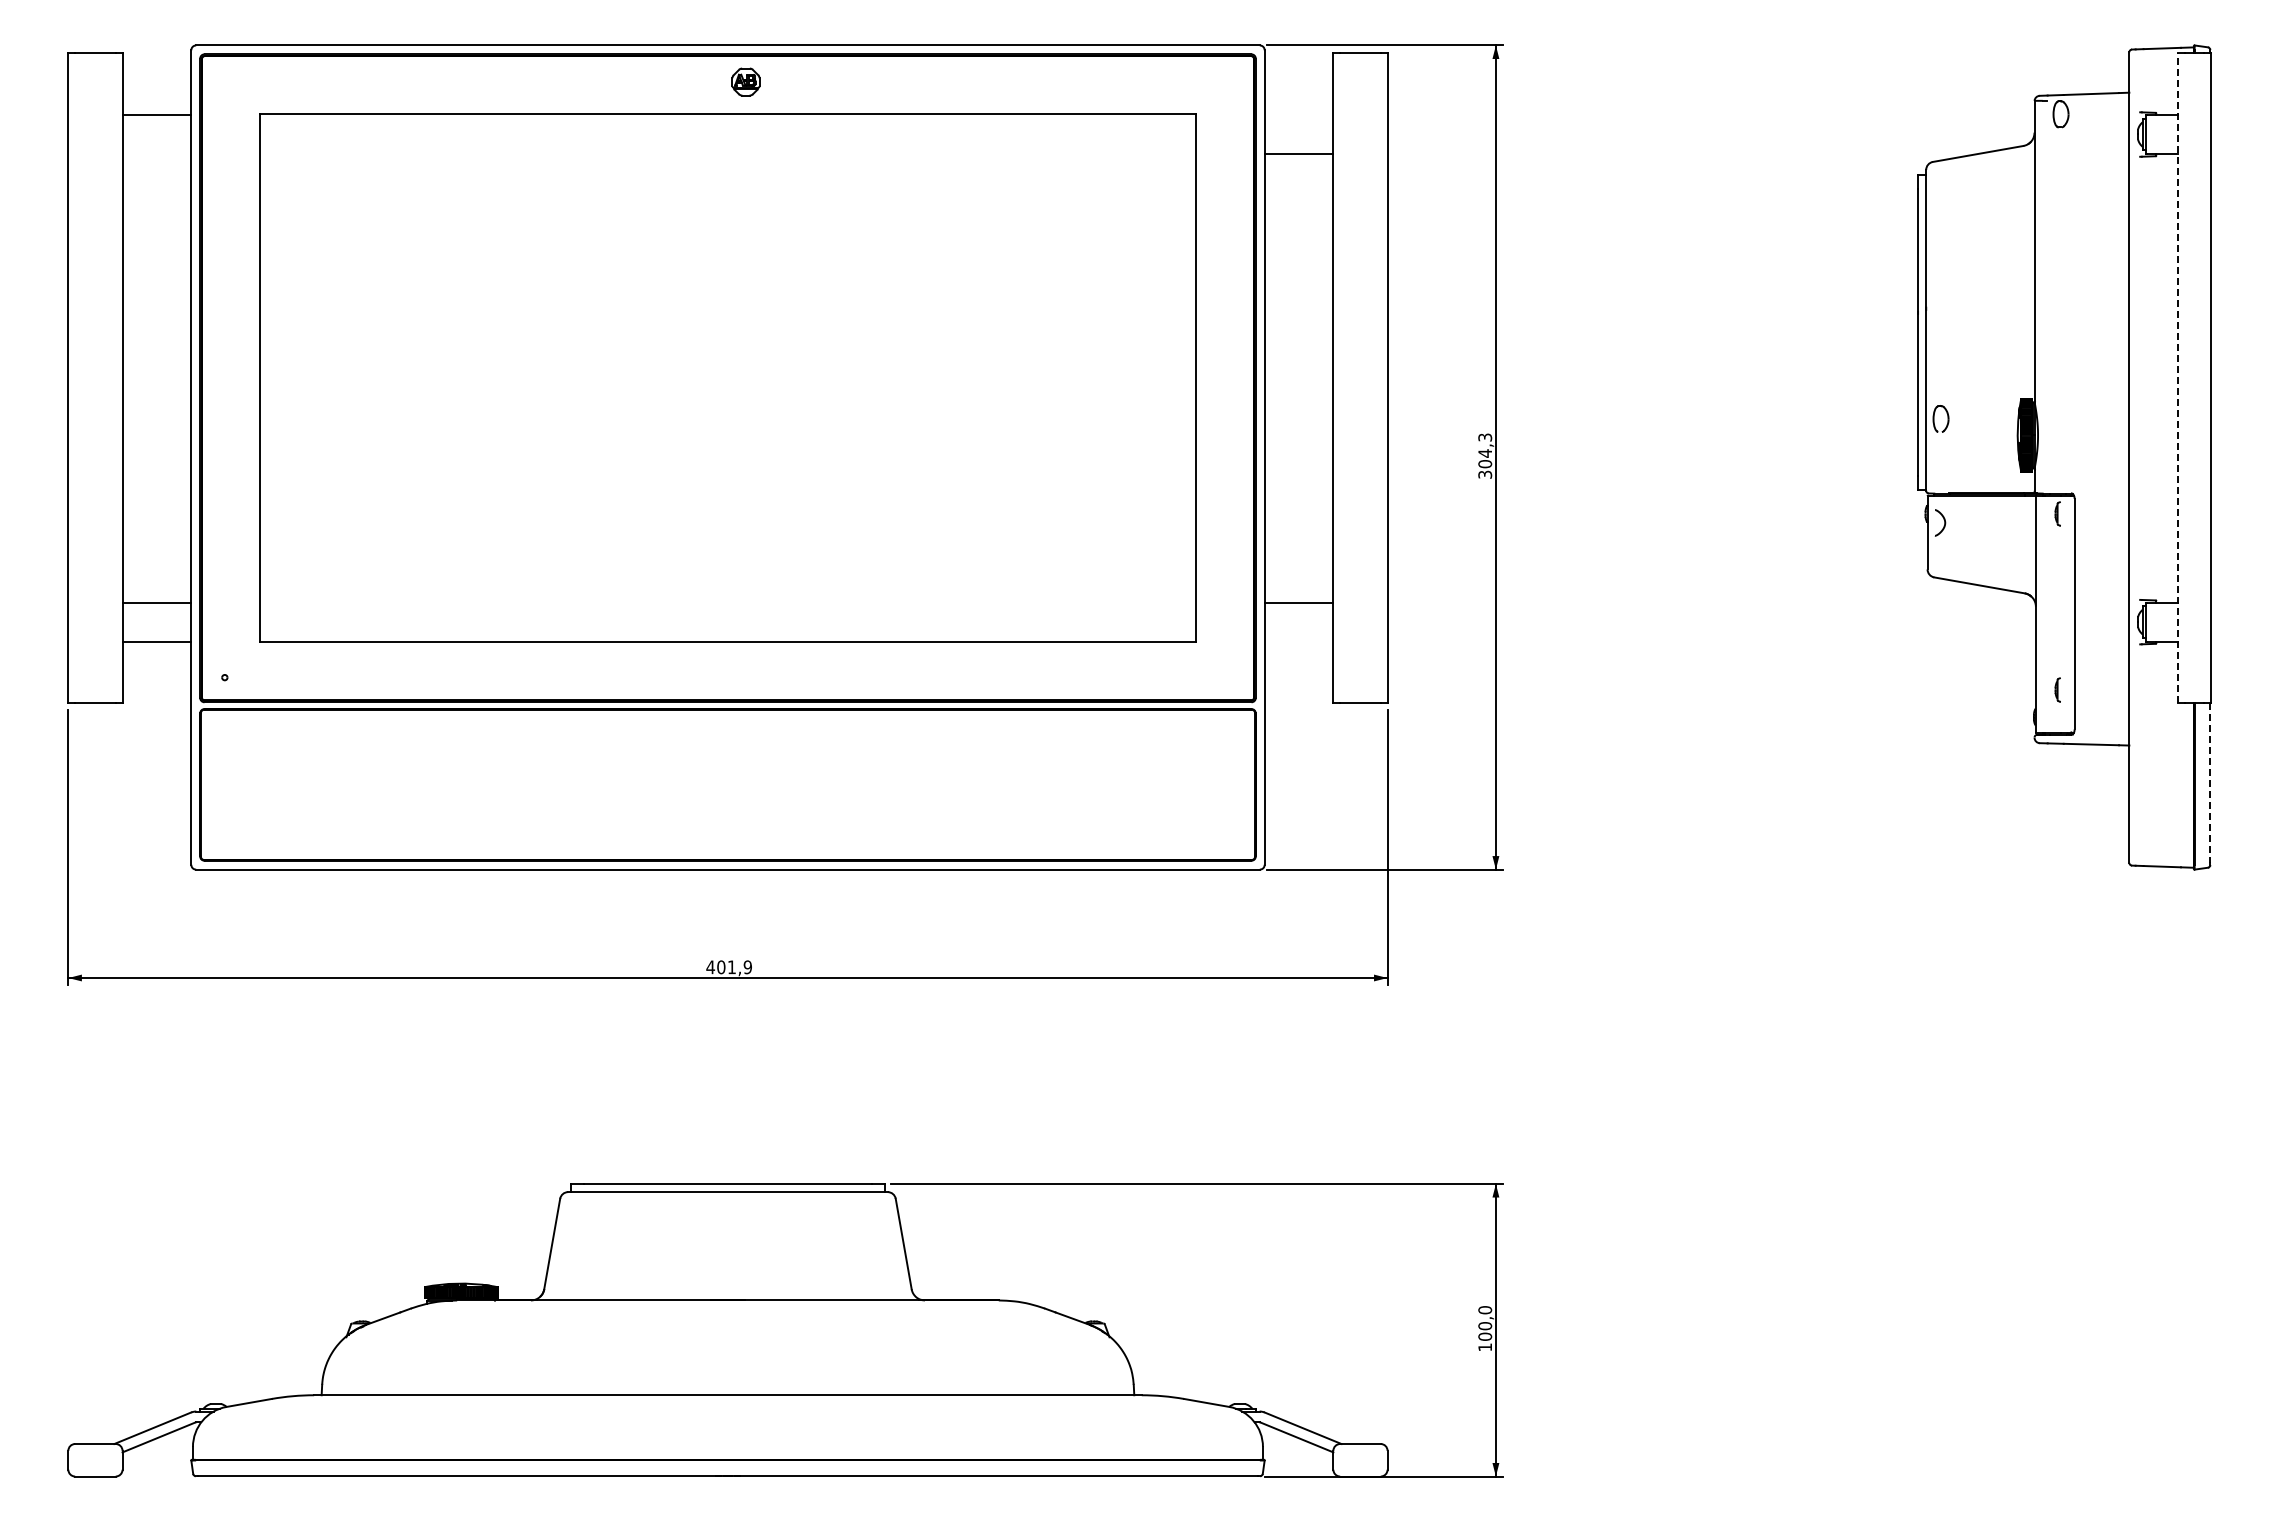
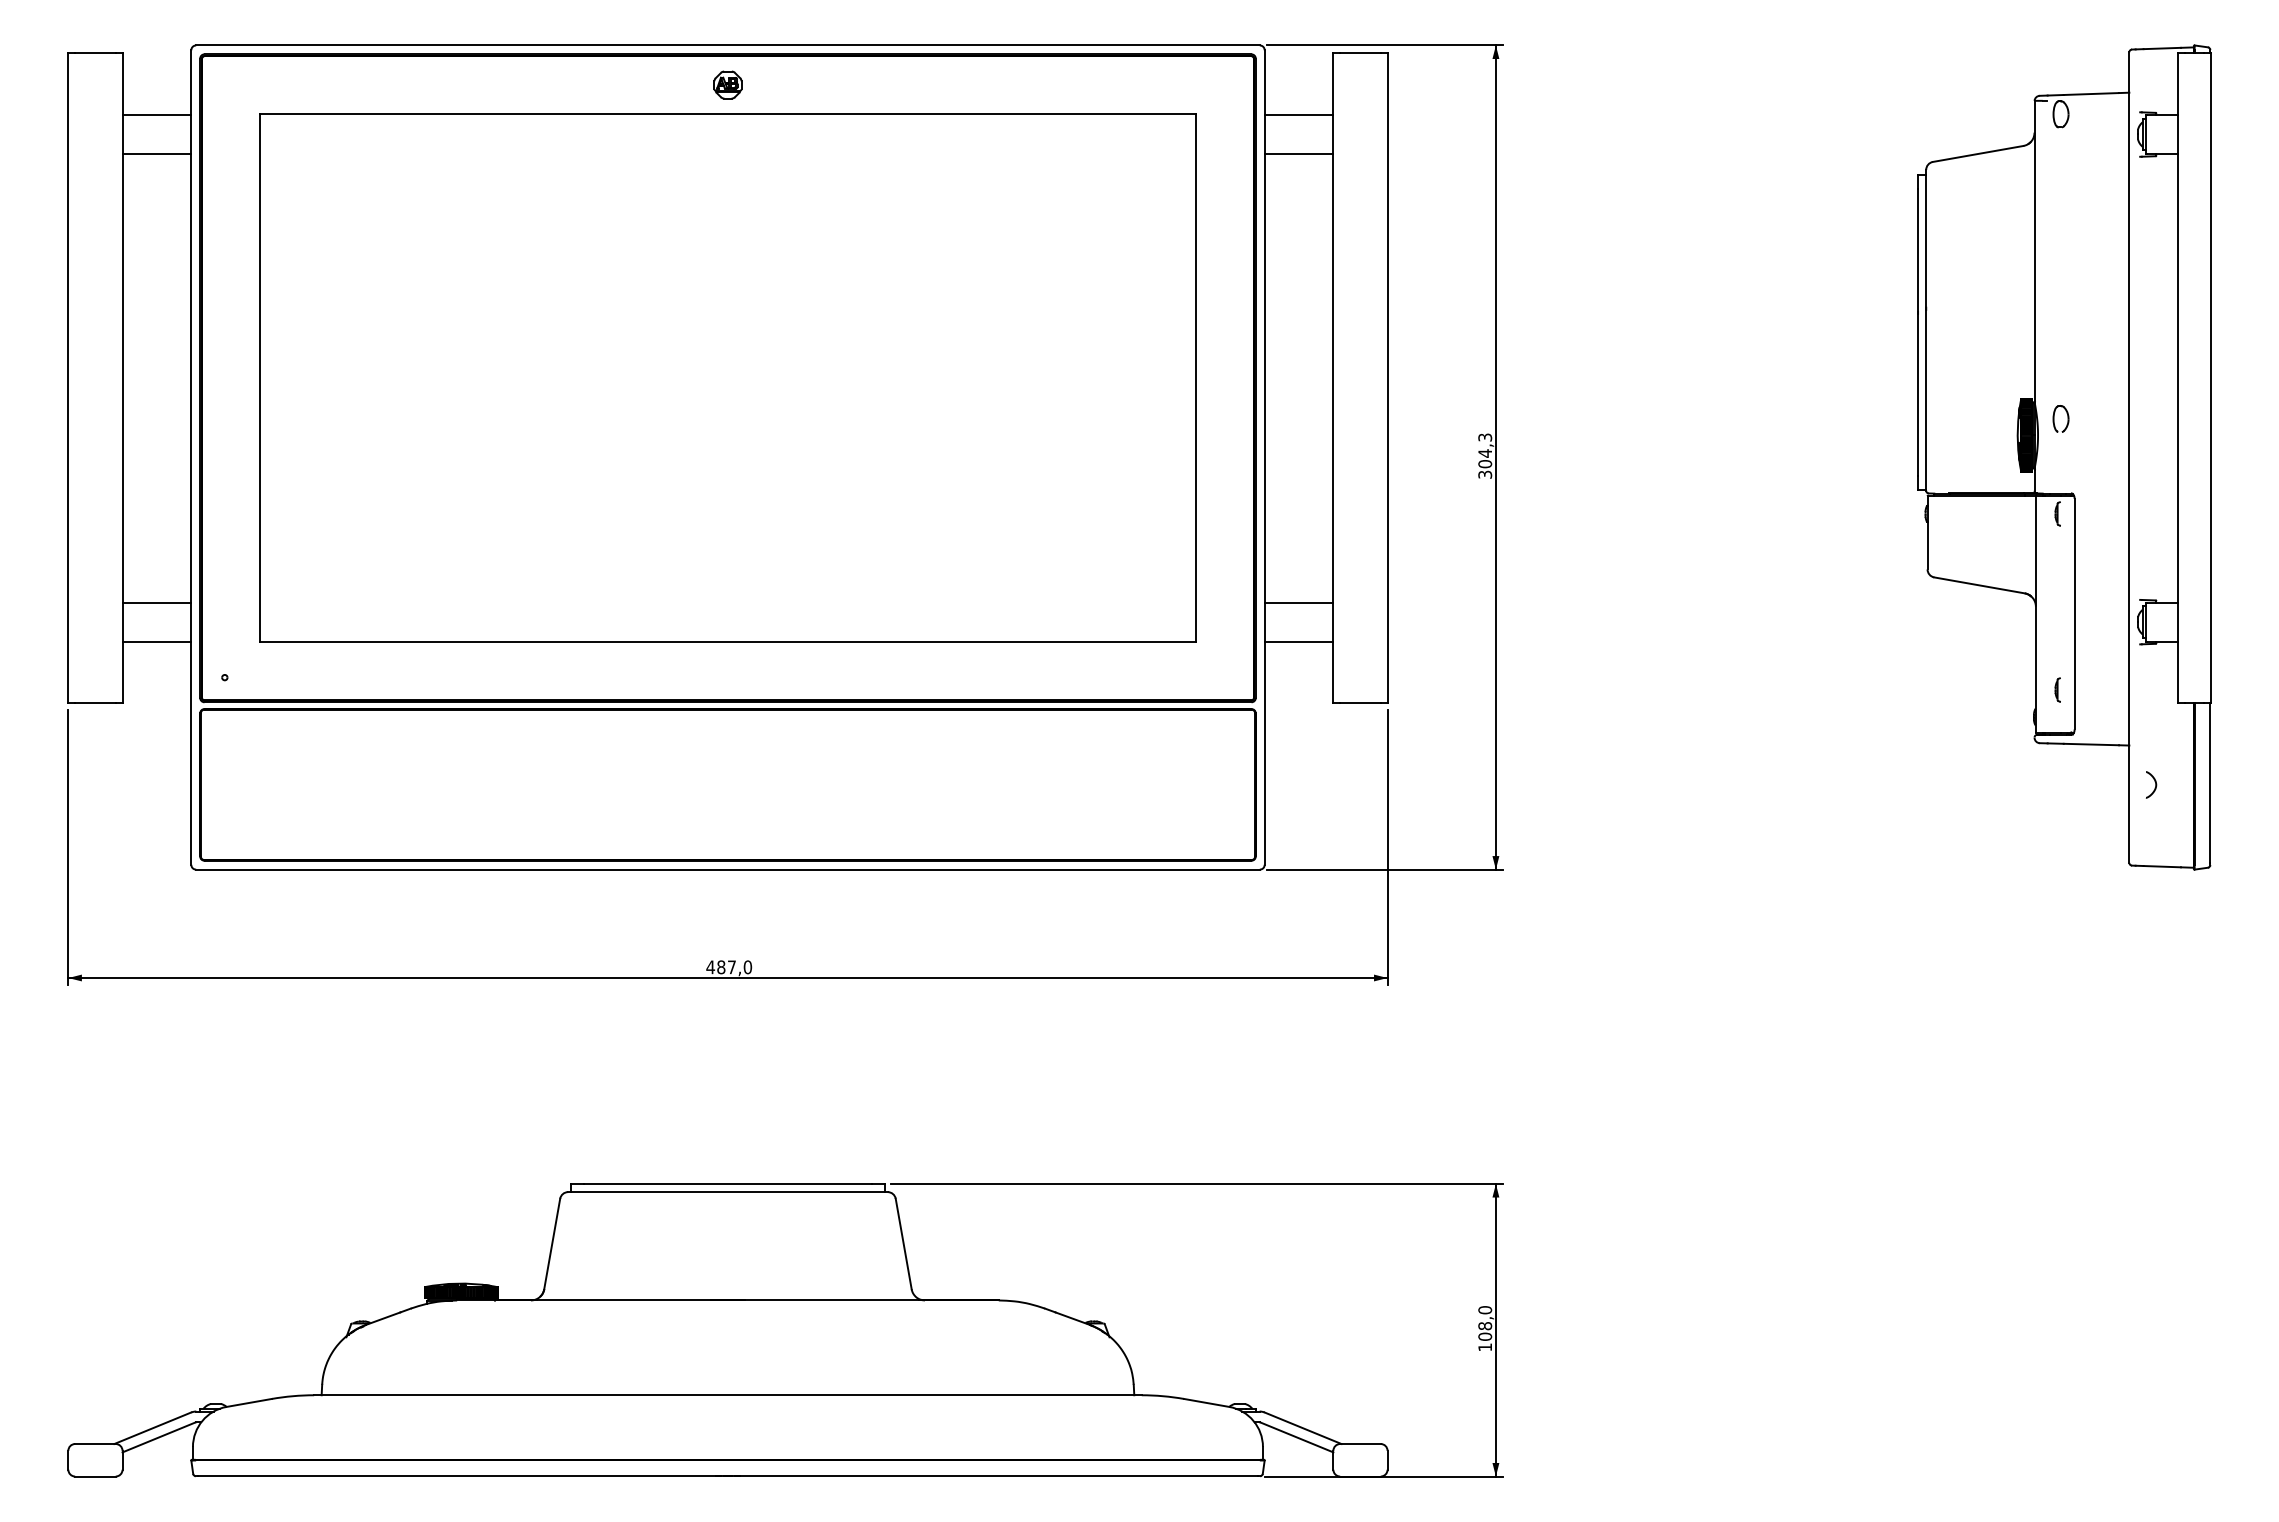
part position: (745, 81) -> (727, 84) (727, 84)
line: none -> present (1298, 114)
line: none -> present (156, 154)
line: dashed -> solid (2178, 377)
part position: (1940, 418) -> (2060, 418) (2060, 418)
curve position: (1944, 522) -> (2155, 784) (2155, 784)
line: none -> present (1298, 641)
line: dashed -> solid (2210, 783)
text: 401,9 -> 487,0 (734, 967)
text: 100,0 -> 108,0 (1484, 1326)
